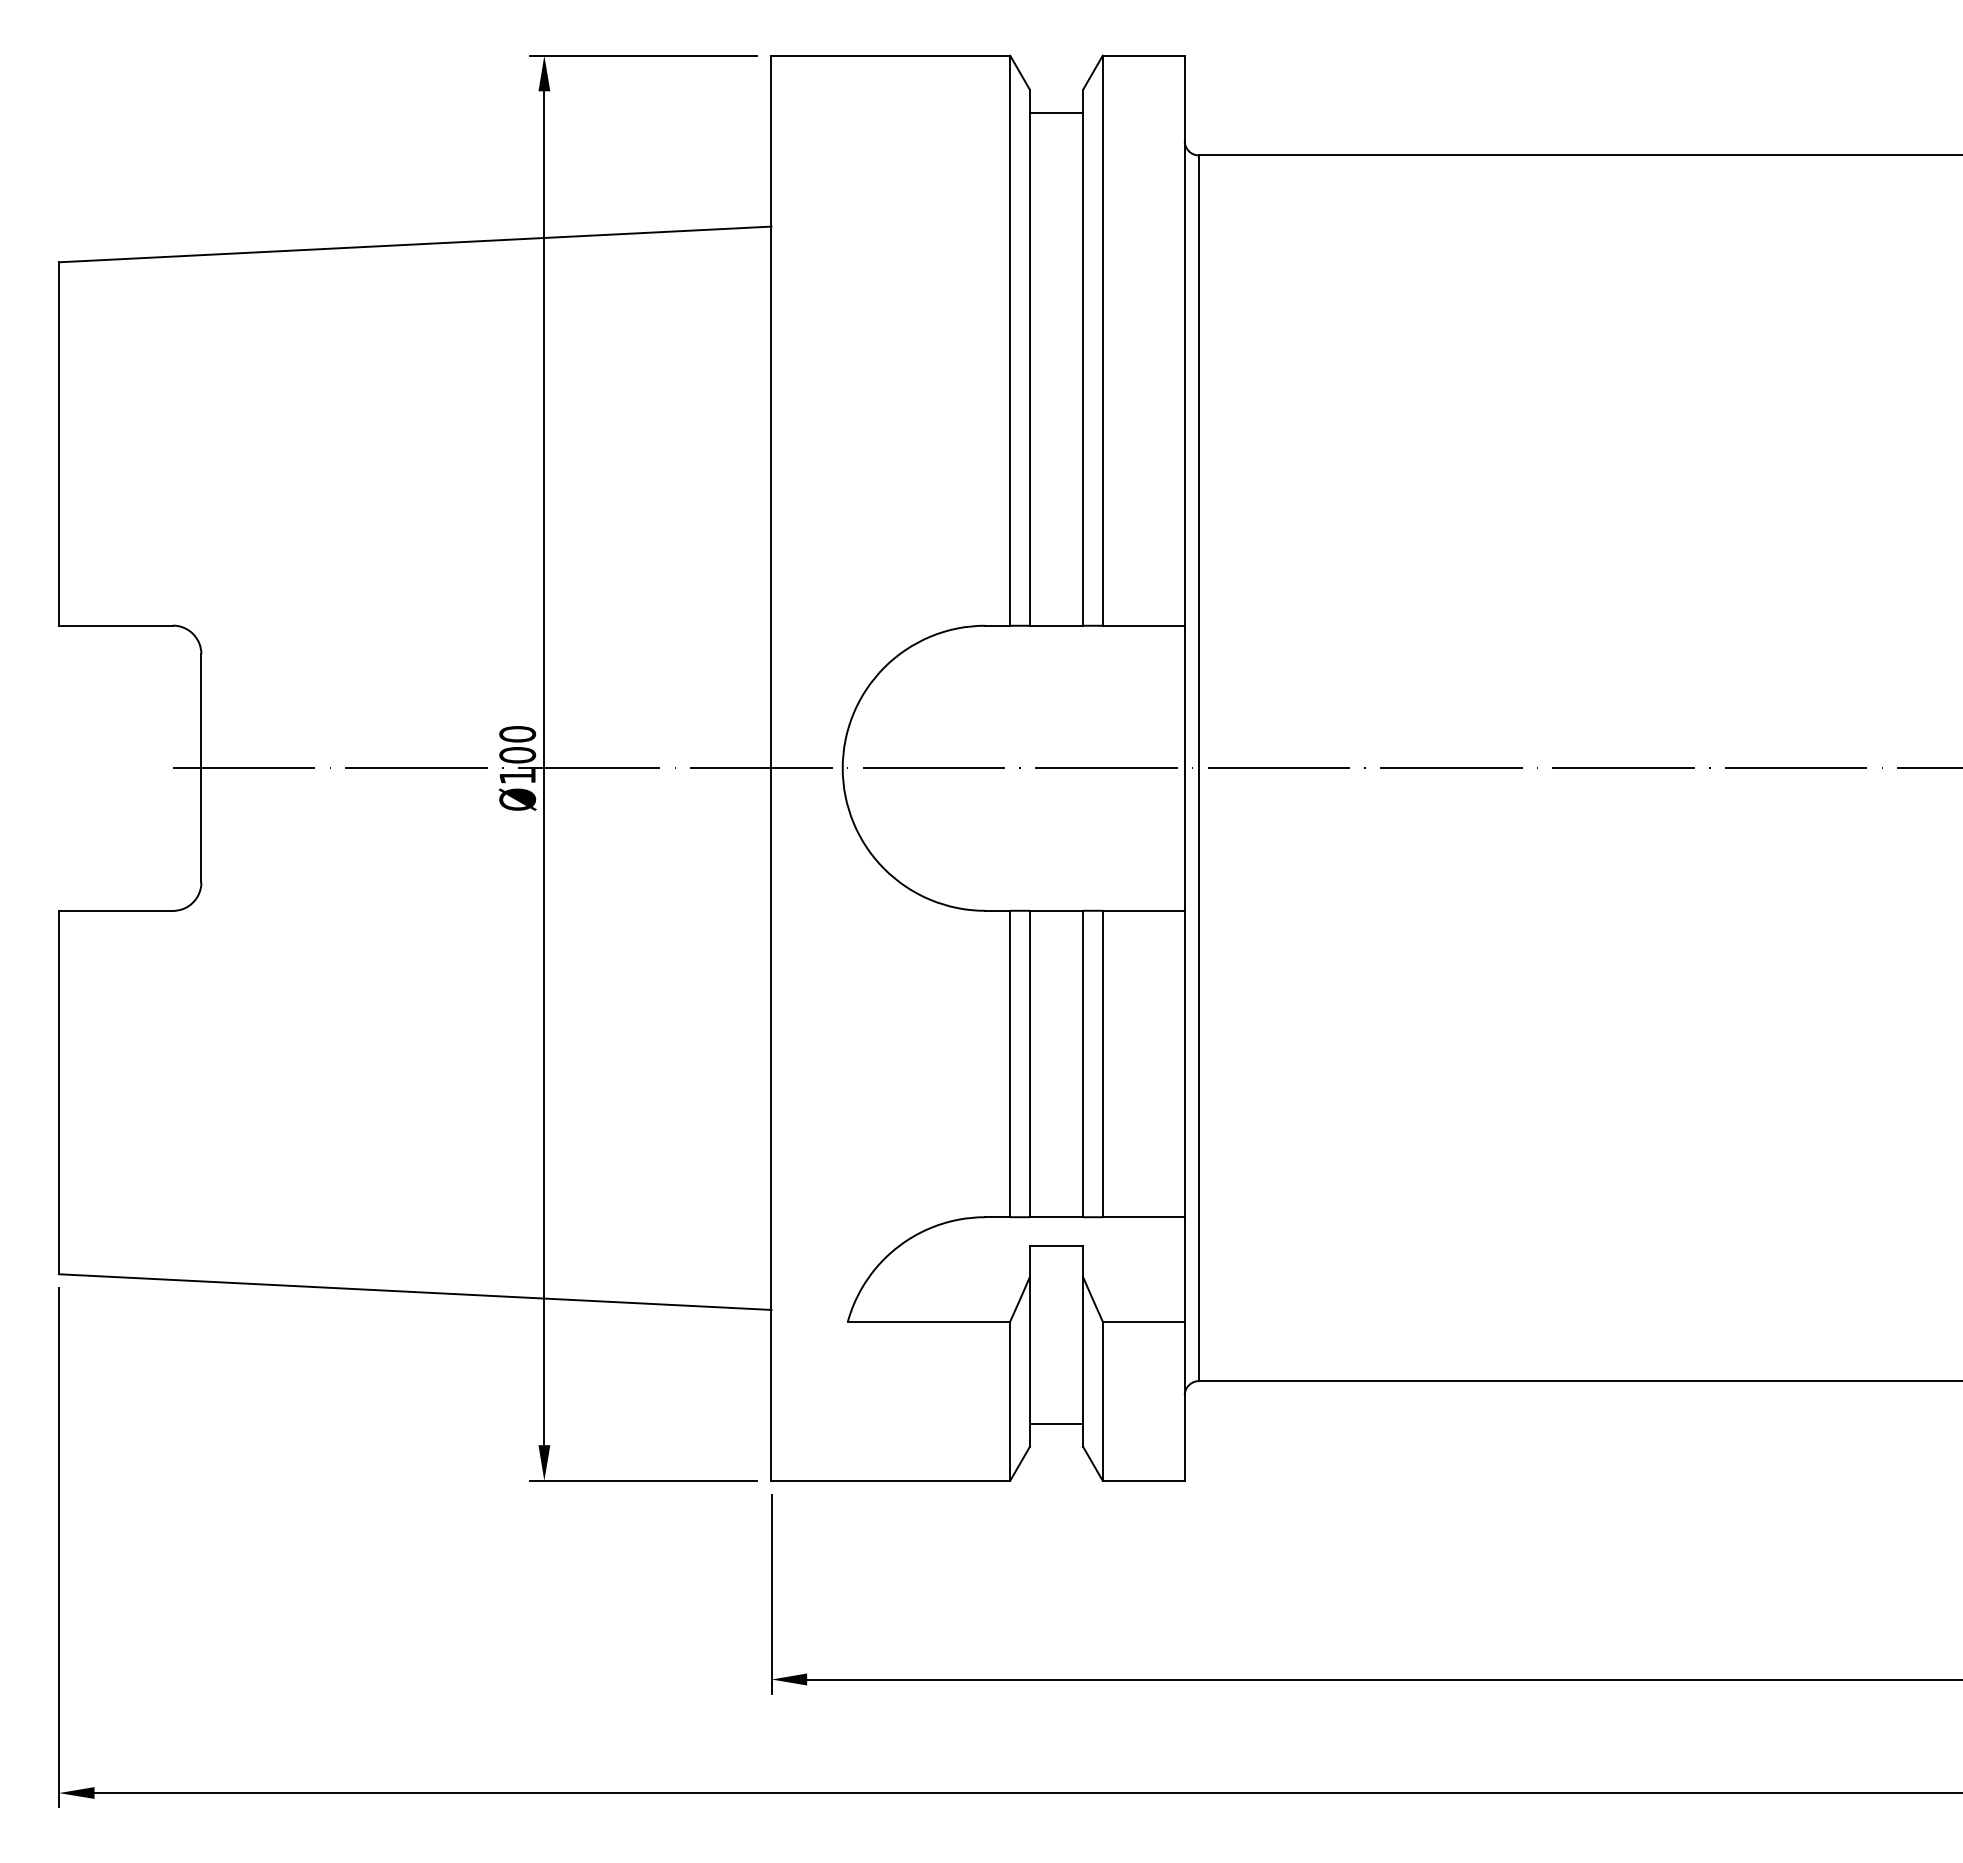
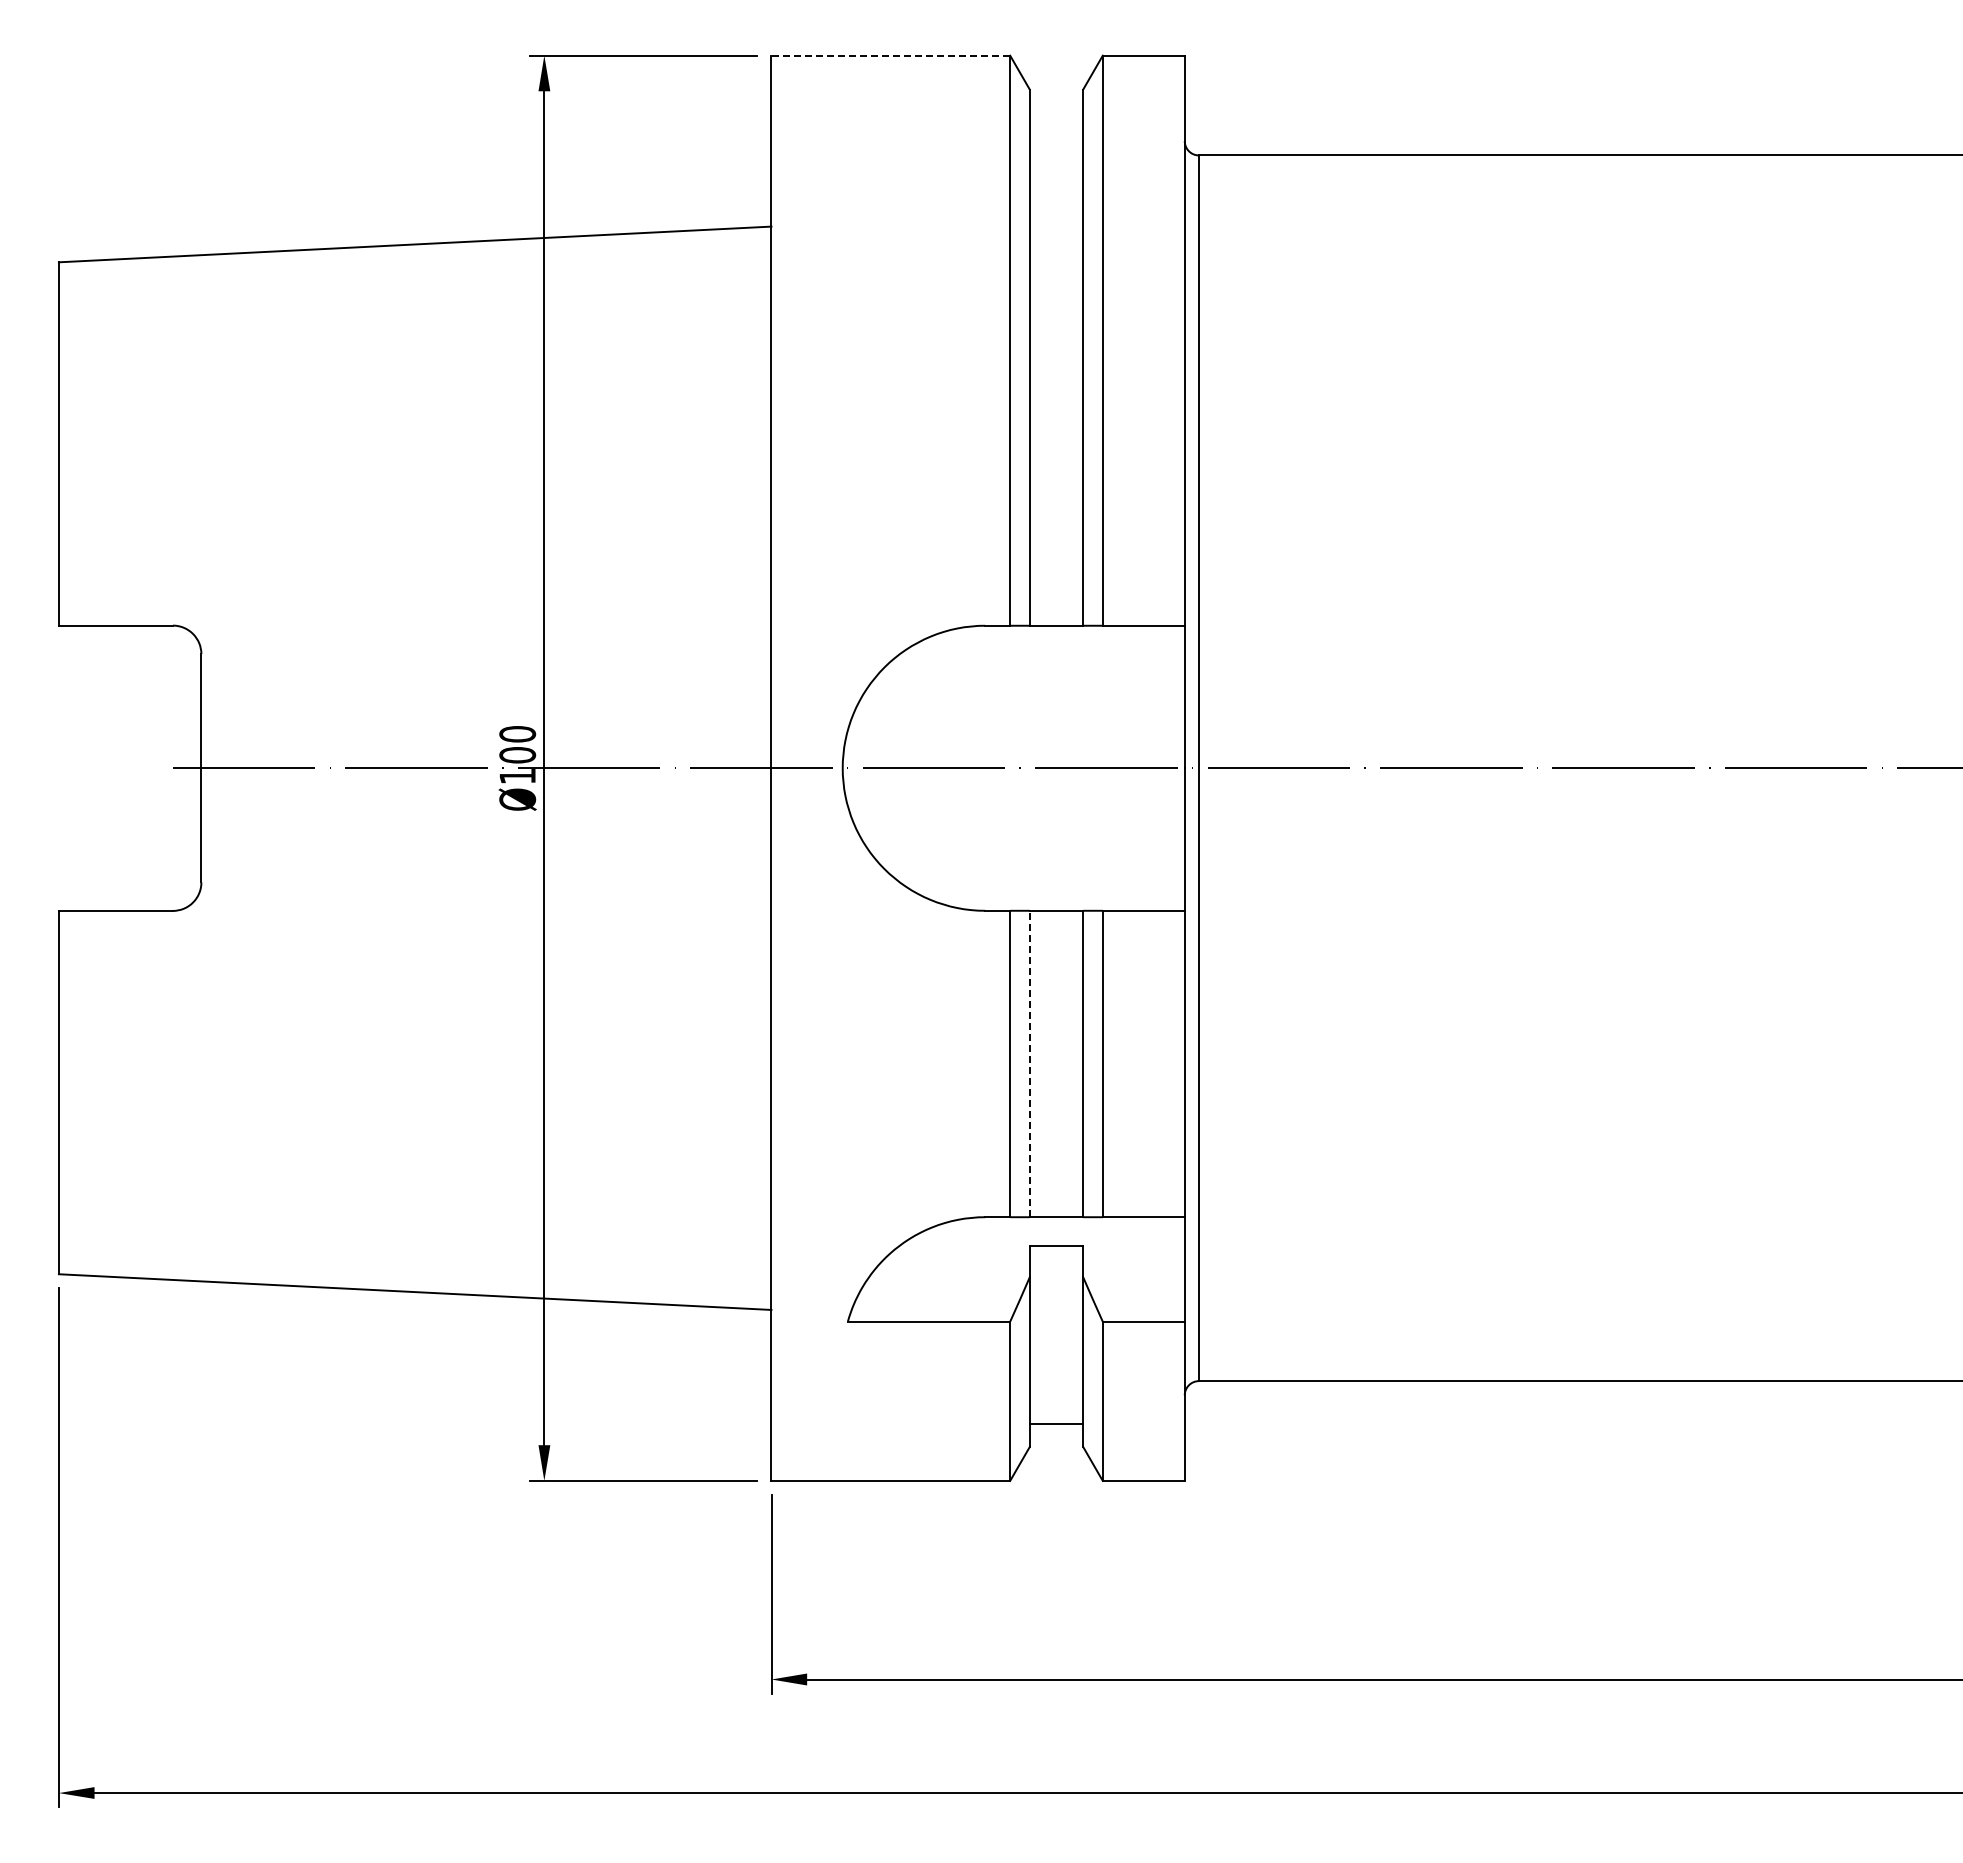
line: solid -> dashed (890, 55)
line: present -> none (1056, 112)
line: solid -> dashed (1029, 1063)
